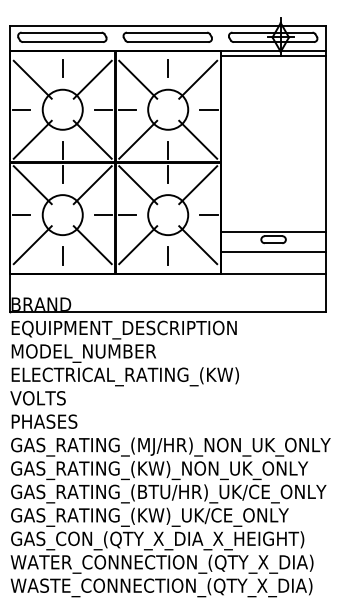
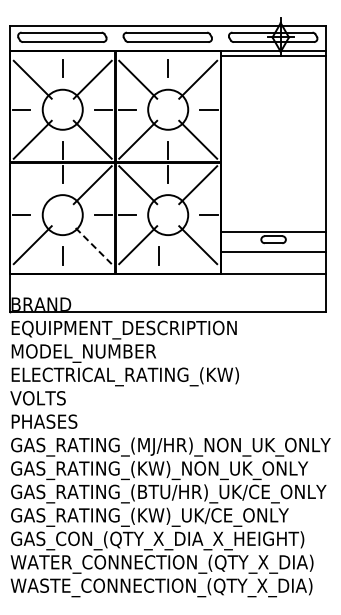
line: present -> none (32, 185)
line: solid -> dashed (92, 245)
line position: (167, 255) -> (158, 255) (158, 255)
